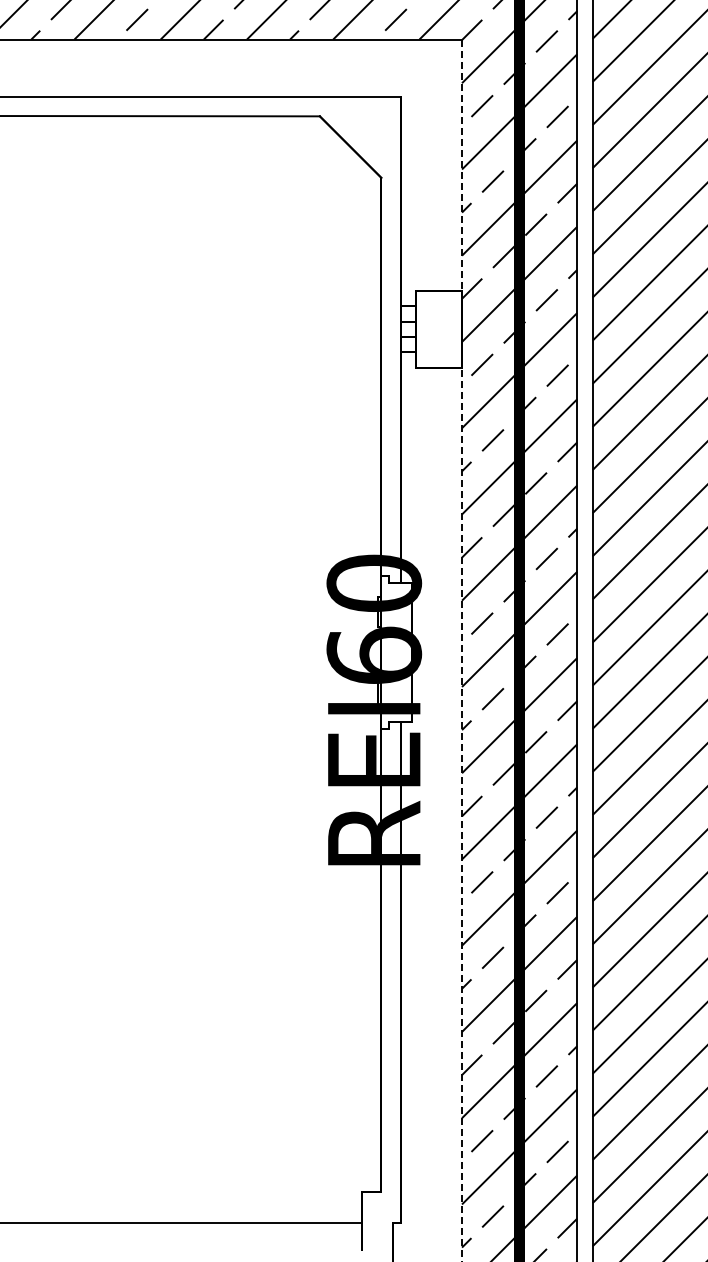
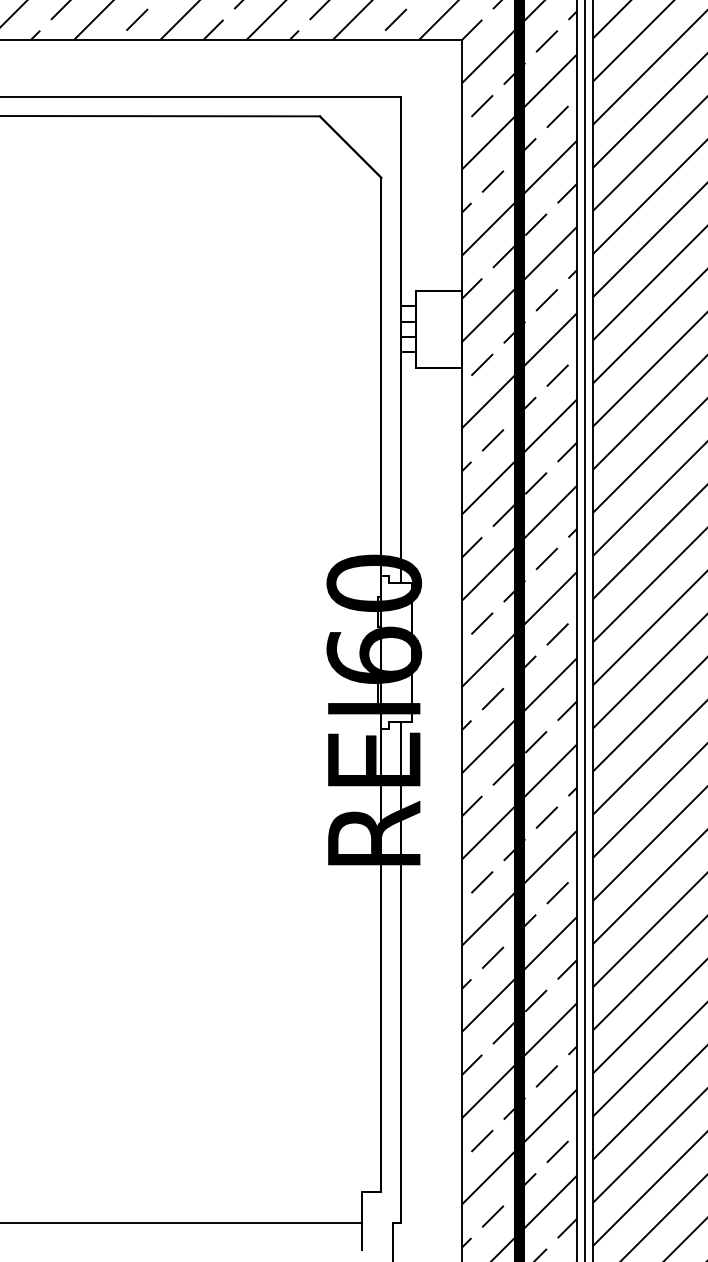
line: none -> present (584, 630)
line: dashed -> solid (462, 650)
